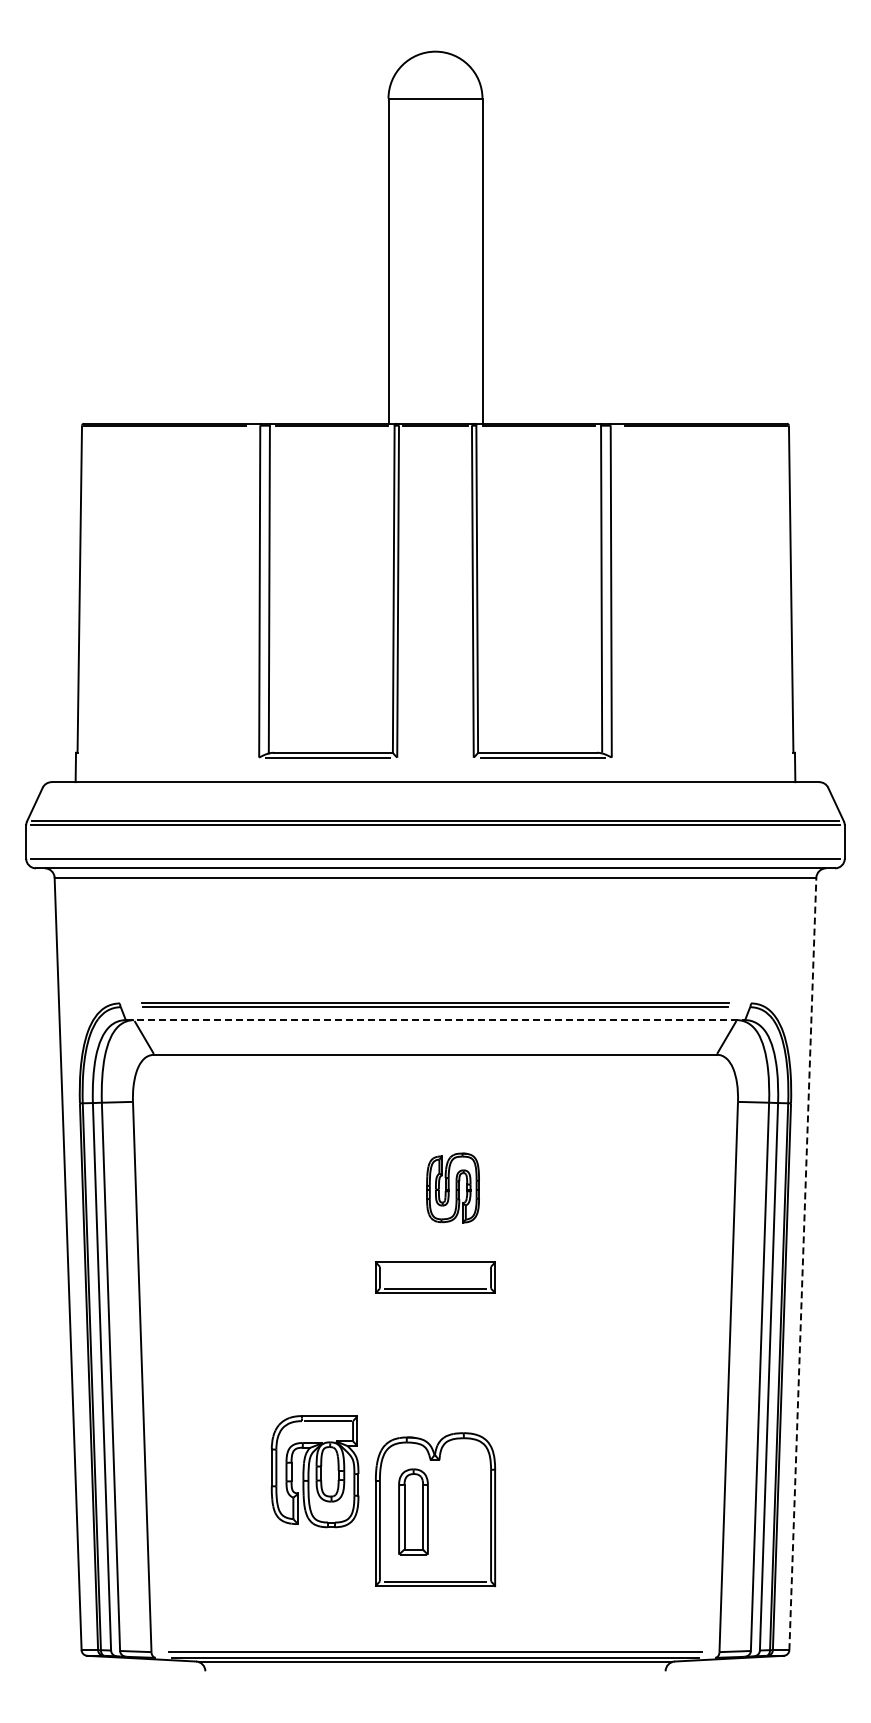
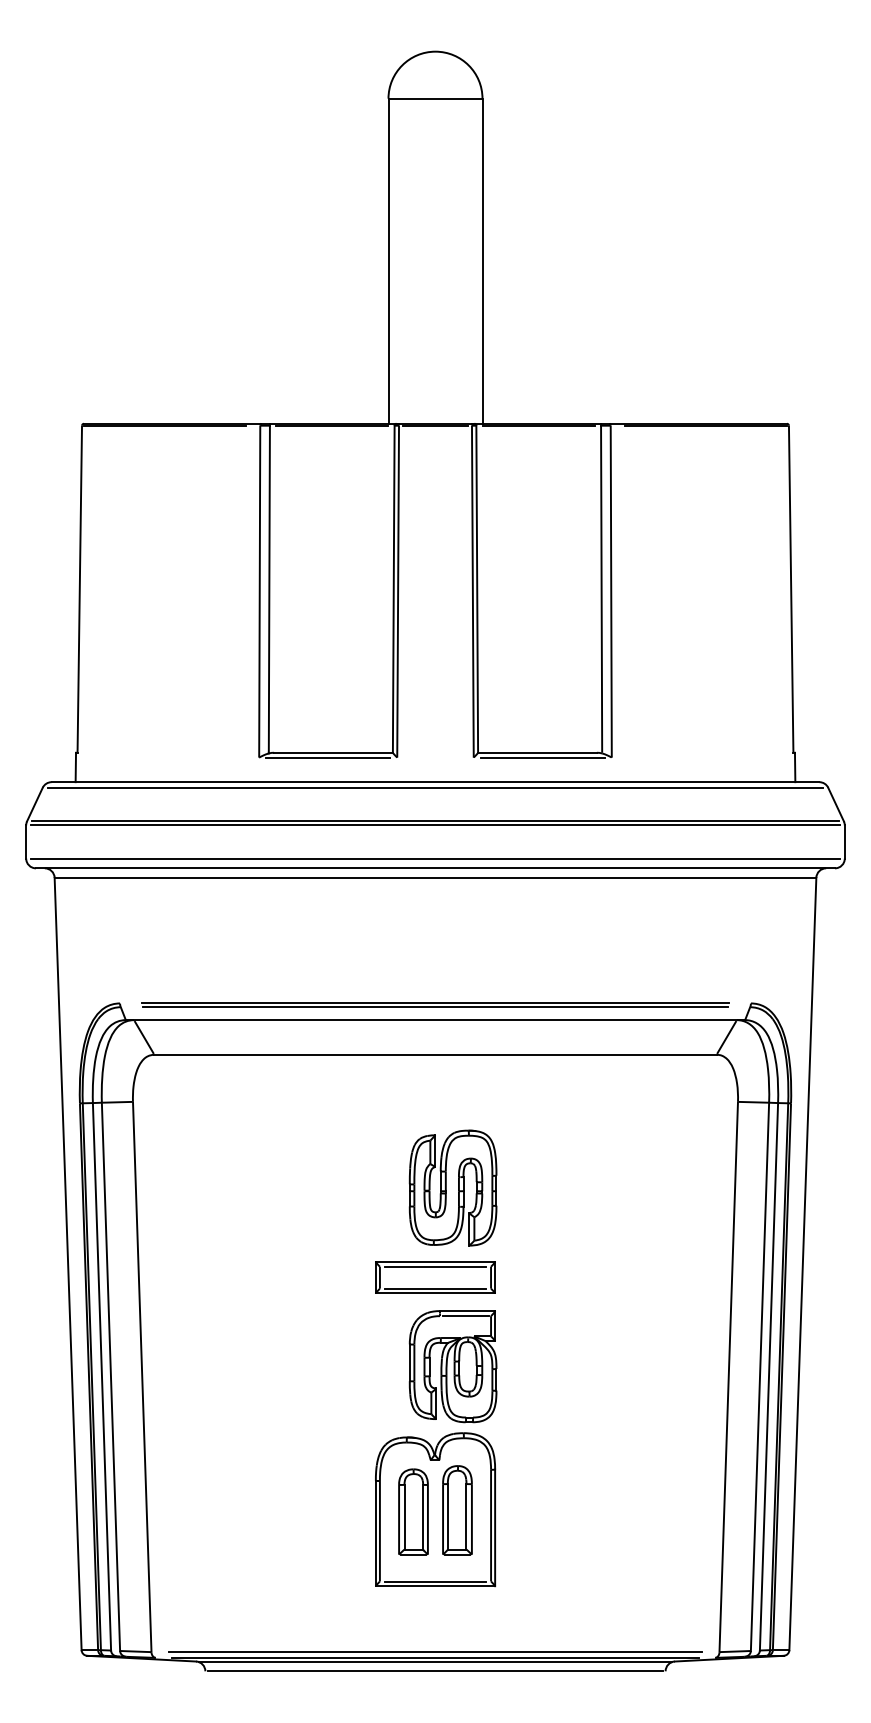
line: none -> present (435, 787)
line: dashed -> solid (435, 1020)
part size: 54x72 px -> 90x118 px (452, 1187)
line: dashed -> solid (802, 1263)
line: none -> present (435, 1266)
part position: (314, 1471) -> (452, 1366) (452, 1366)
part: none -> present (457, 1510)
line: none -> present (435, 1671)
